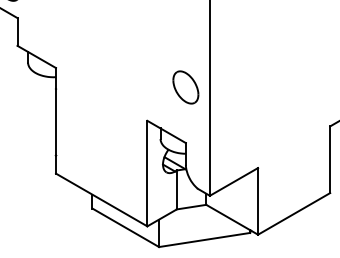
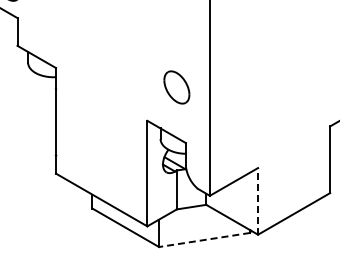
part position: (185, 87) -> (176, 87) (176, 87)
line: solid -> dashed (258, 200)
line: solid -> dashed (204, 240)
